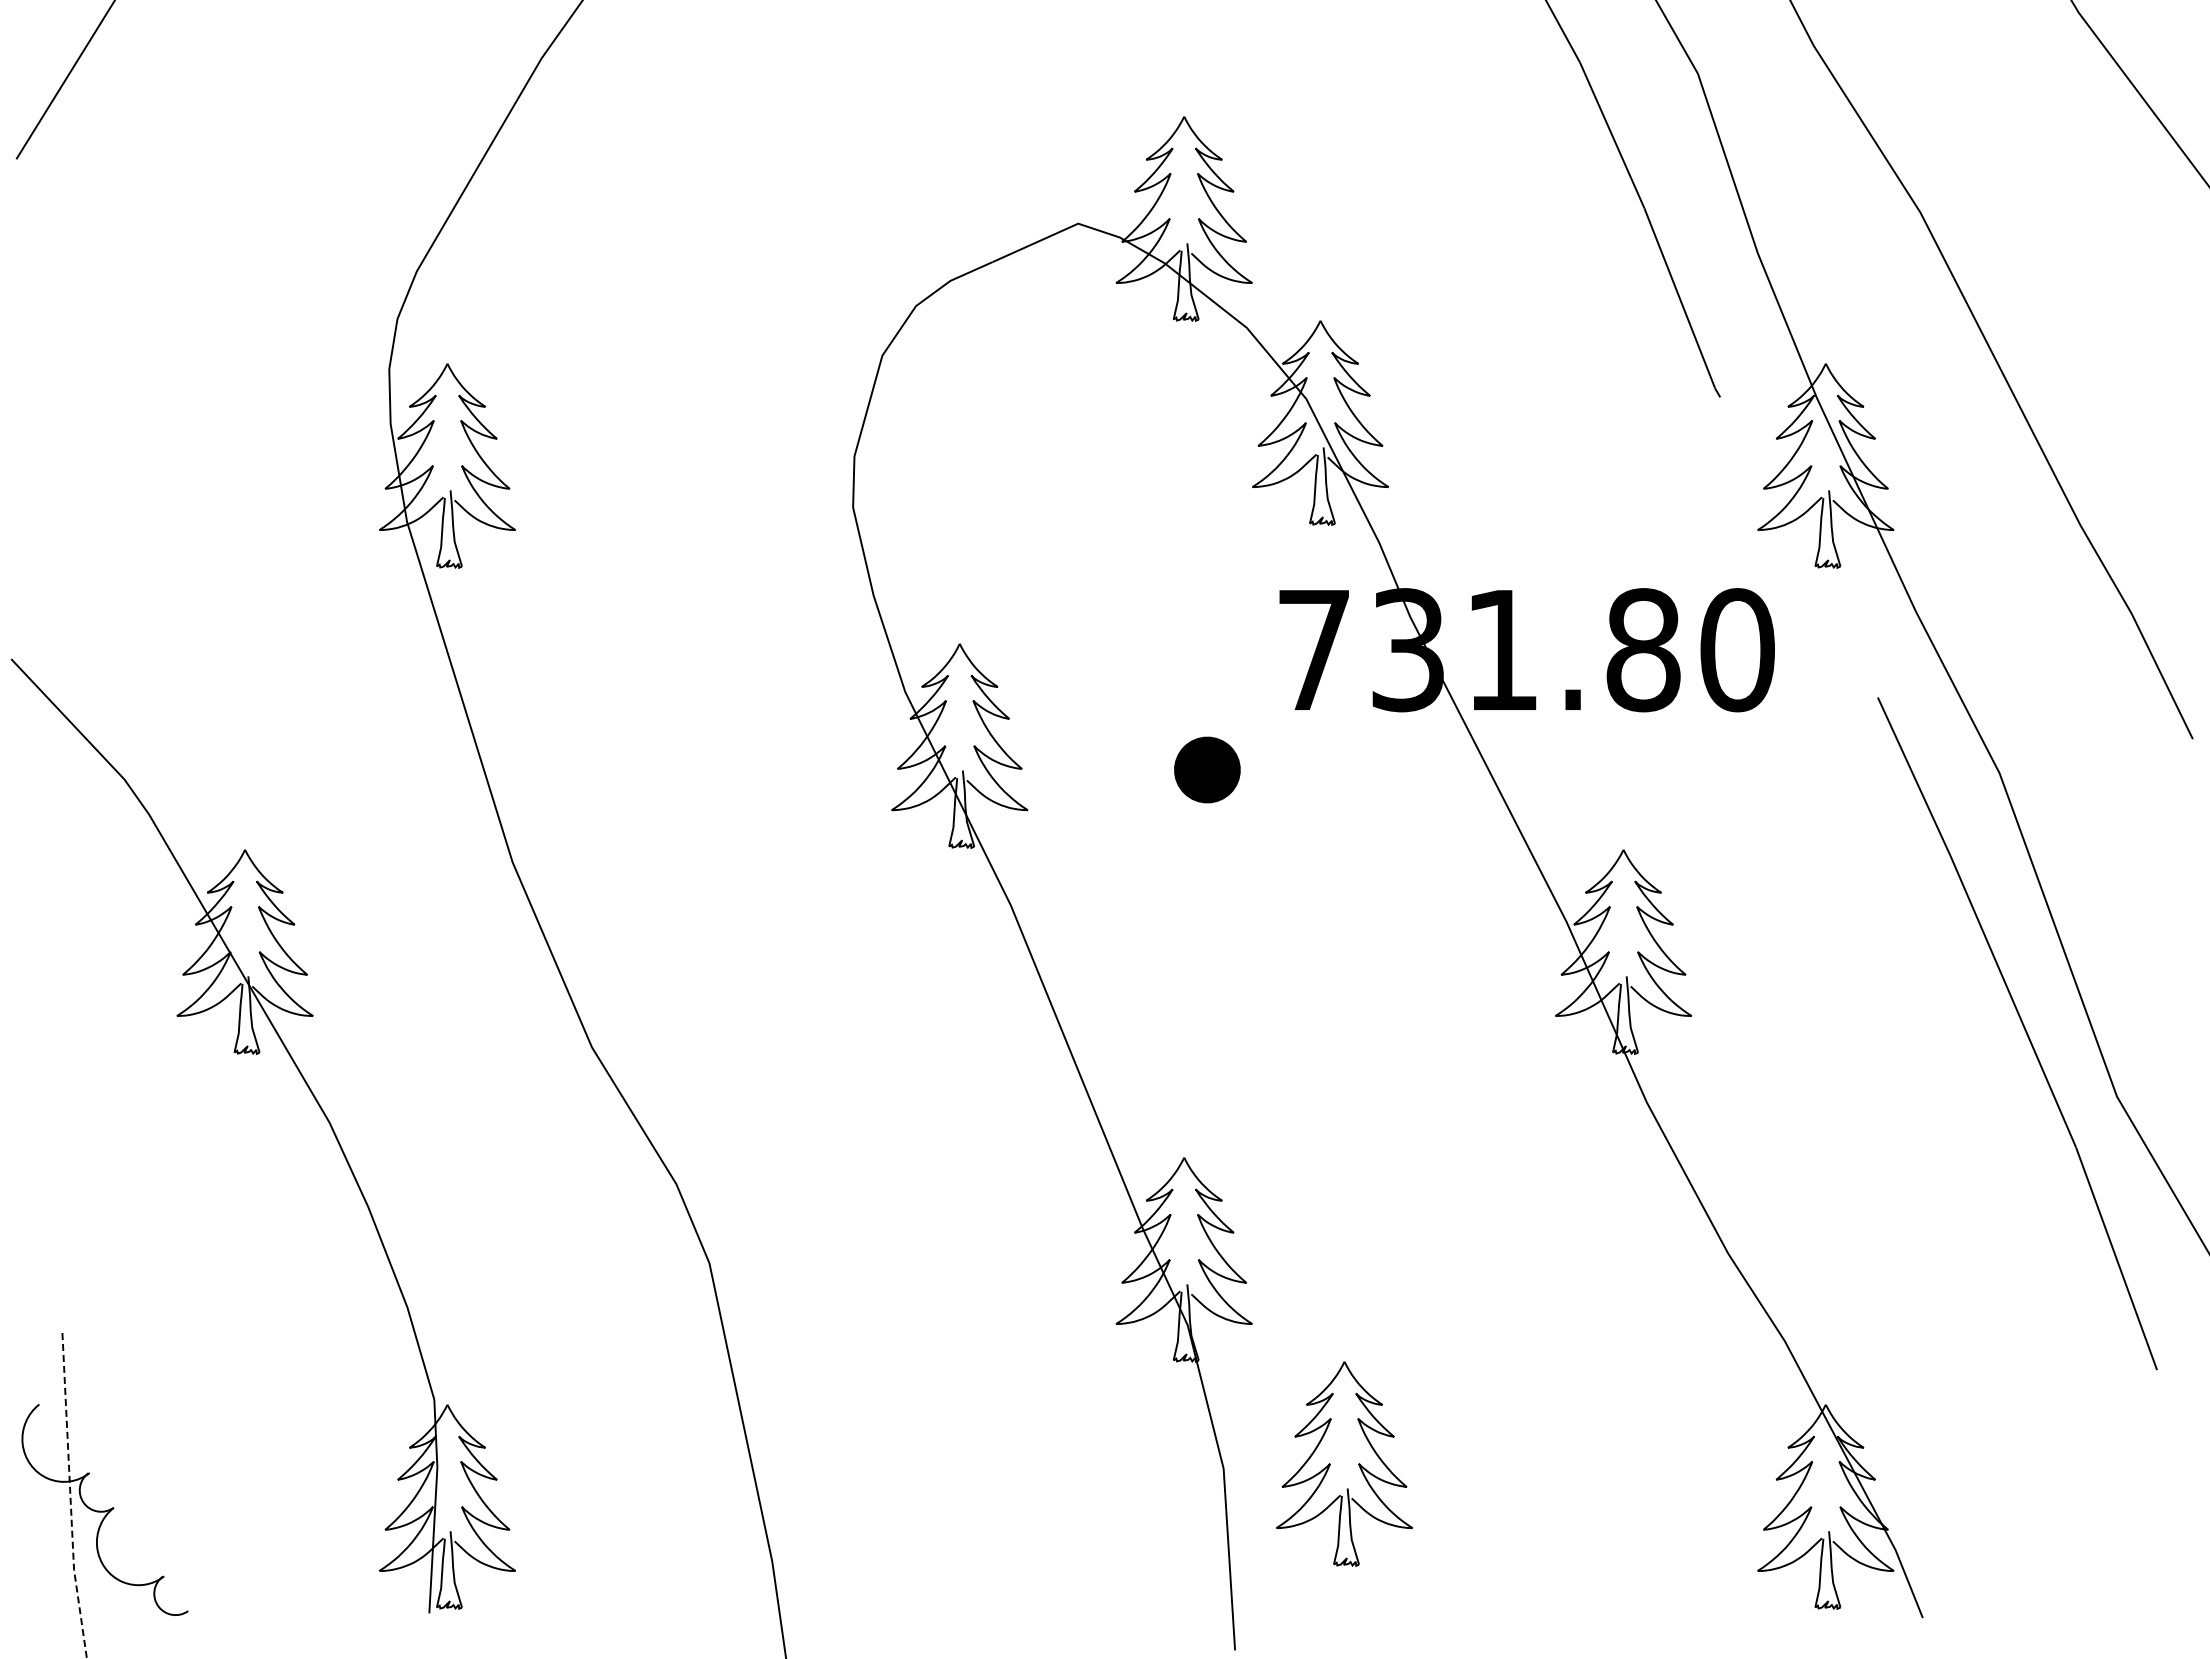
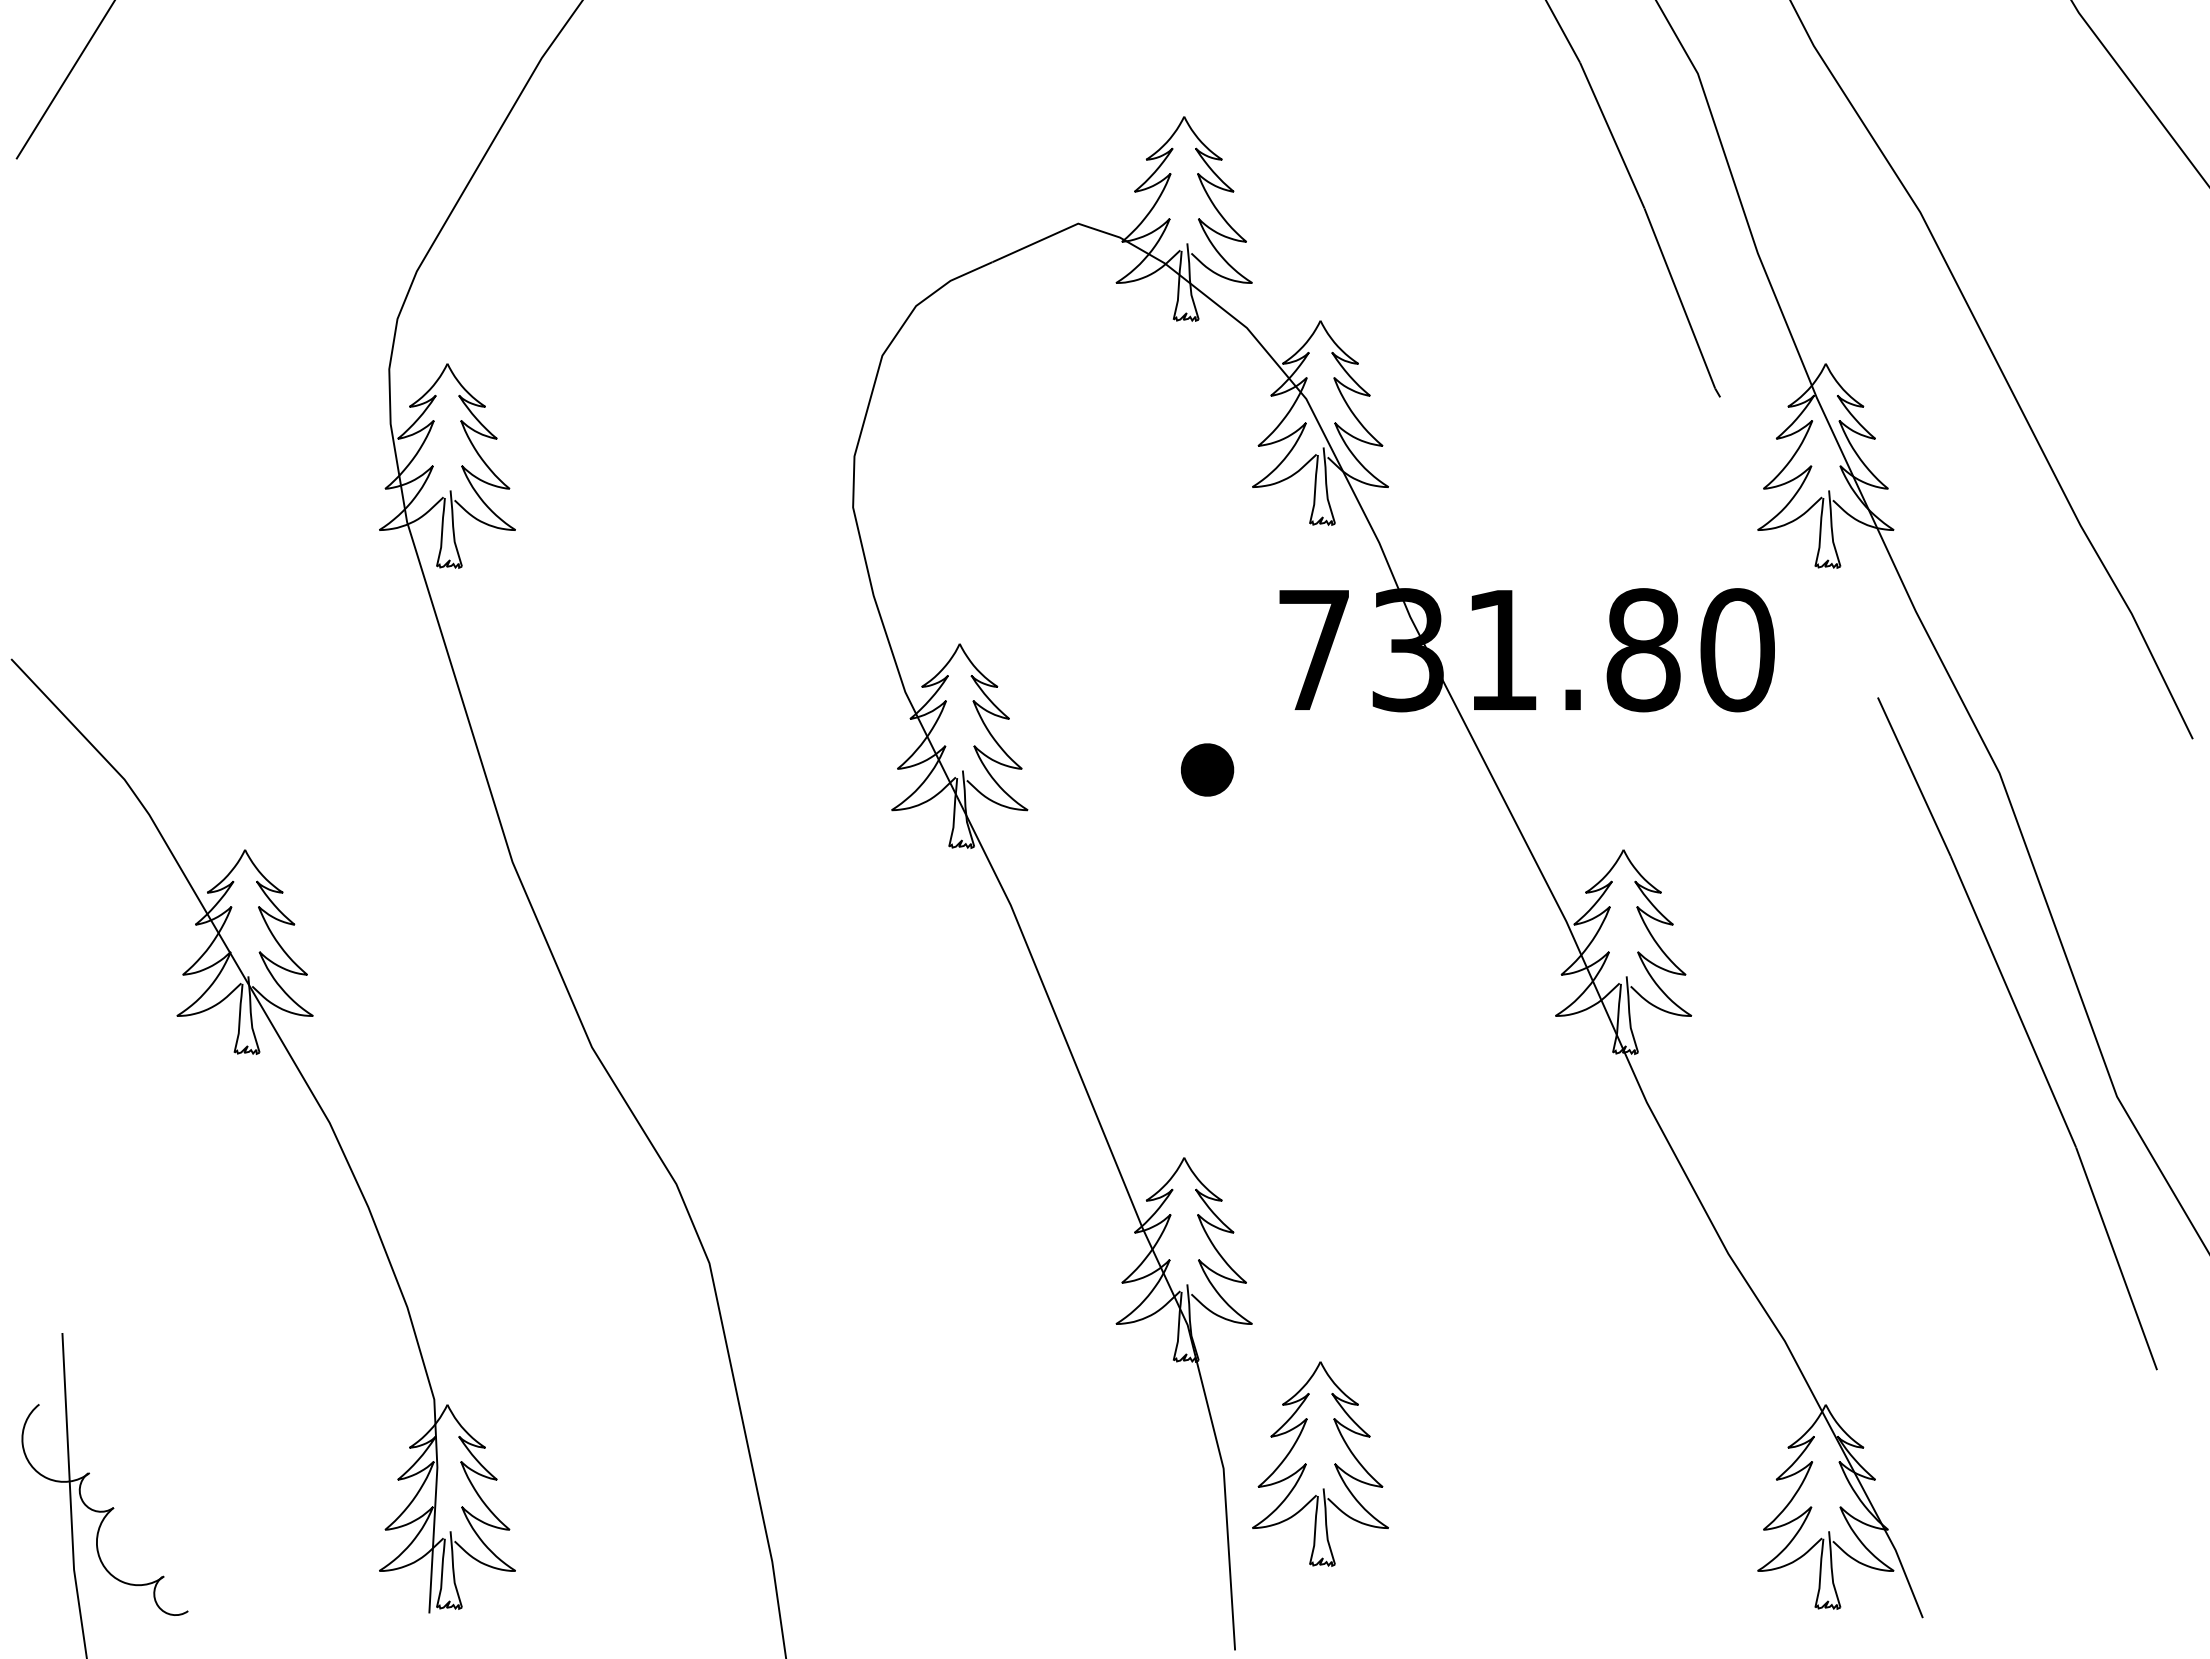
part size: 67x68 px -> 54x54 px (1207, 769)
part position: (1330, 1463) -> (1306, 1463) (1306, 1463)
line: dashed -> solid (70, 1497)
